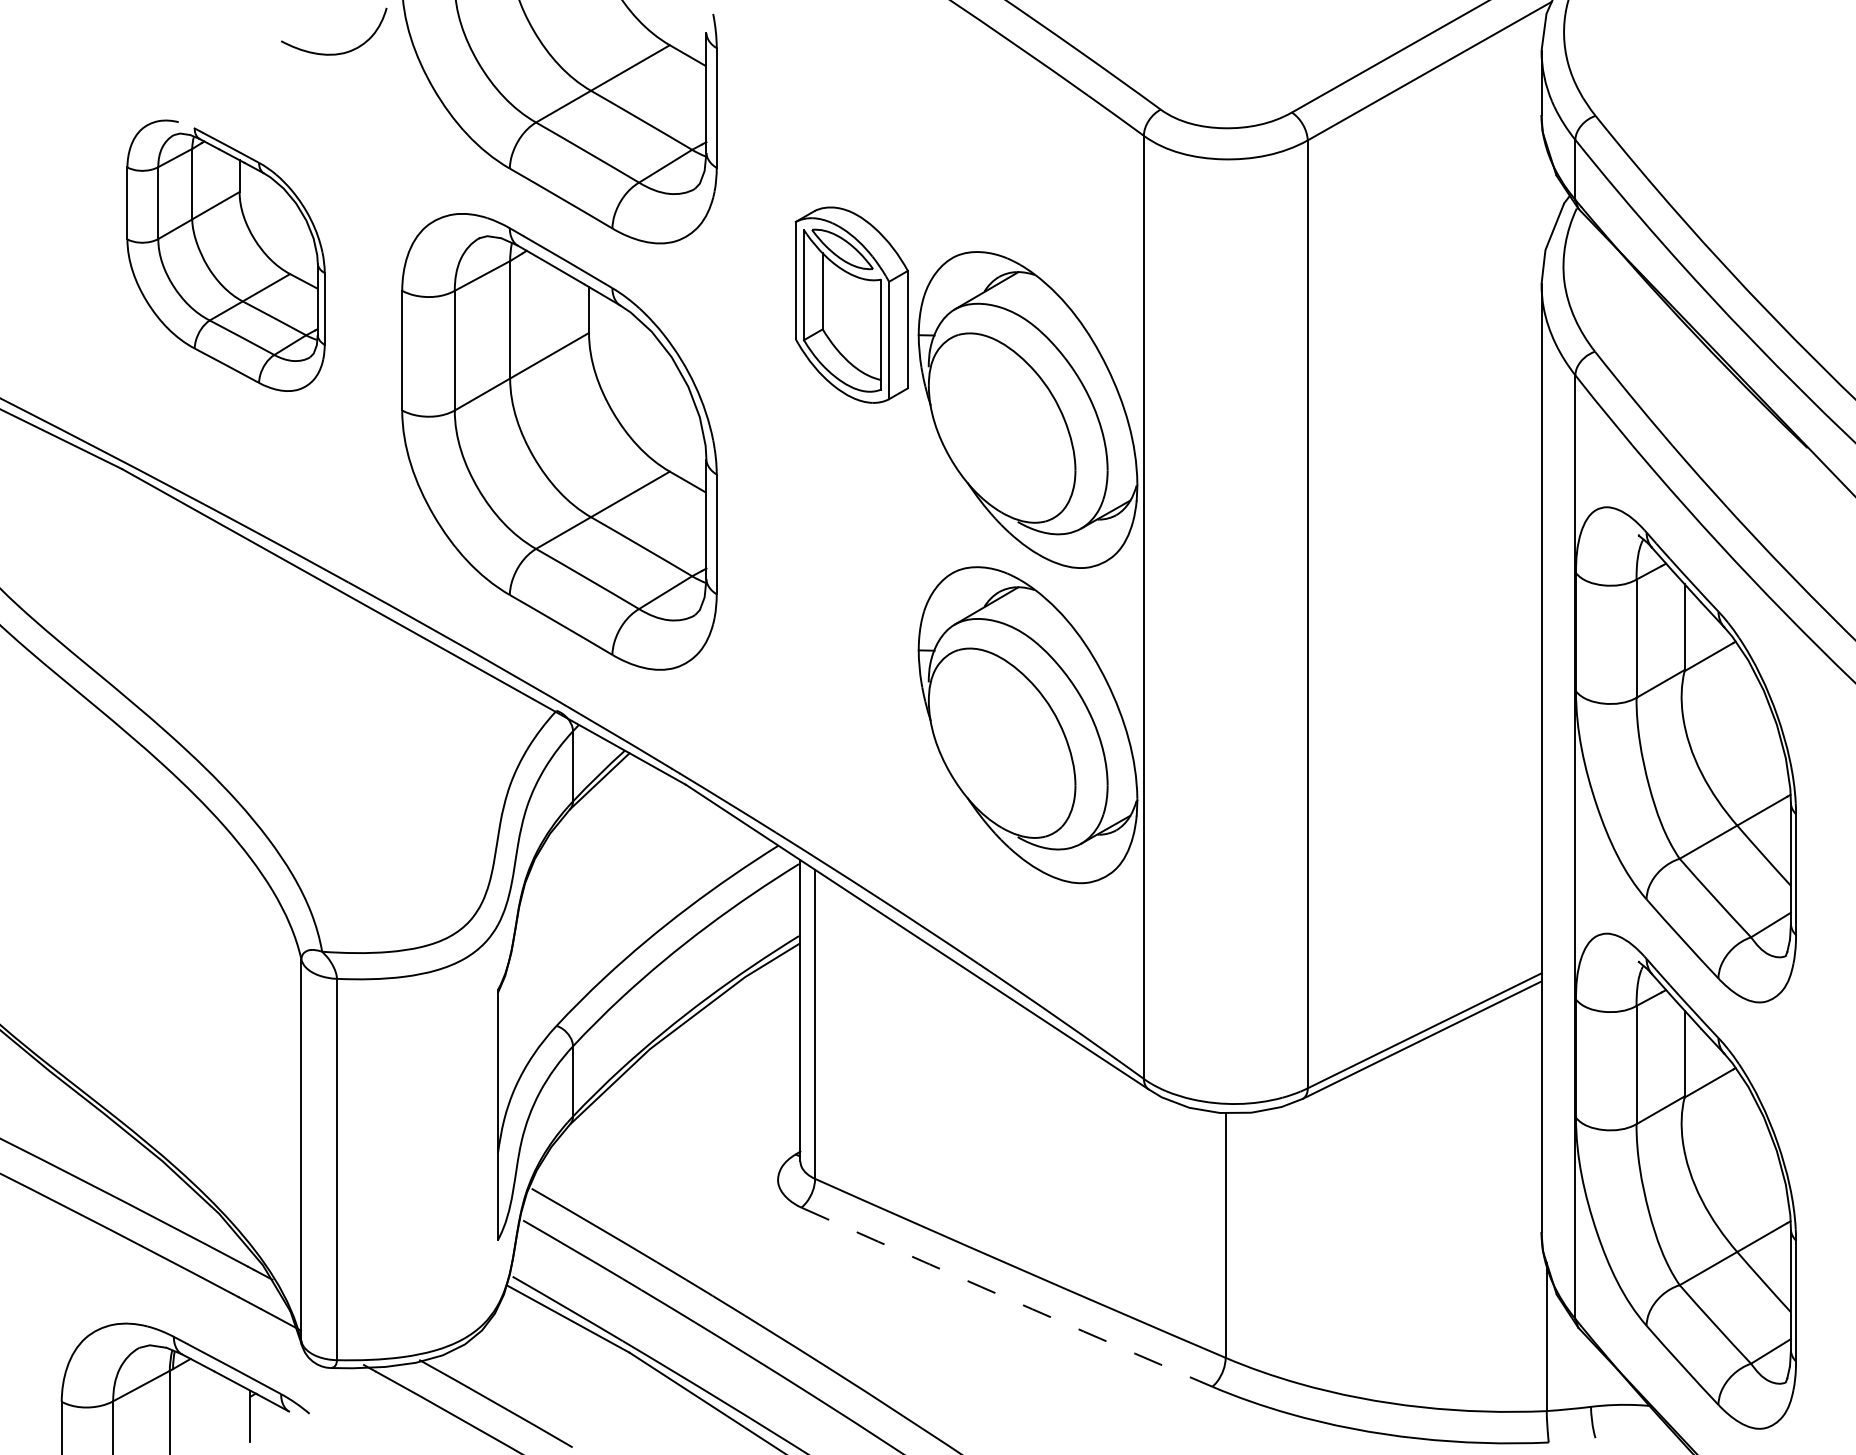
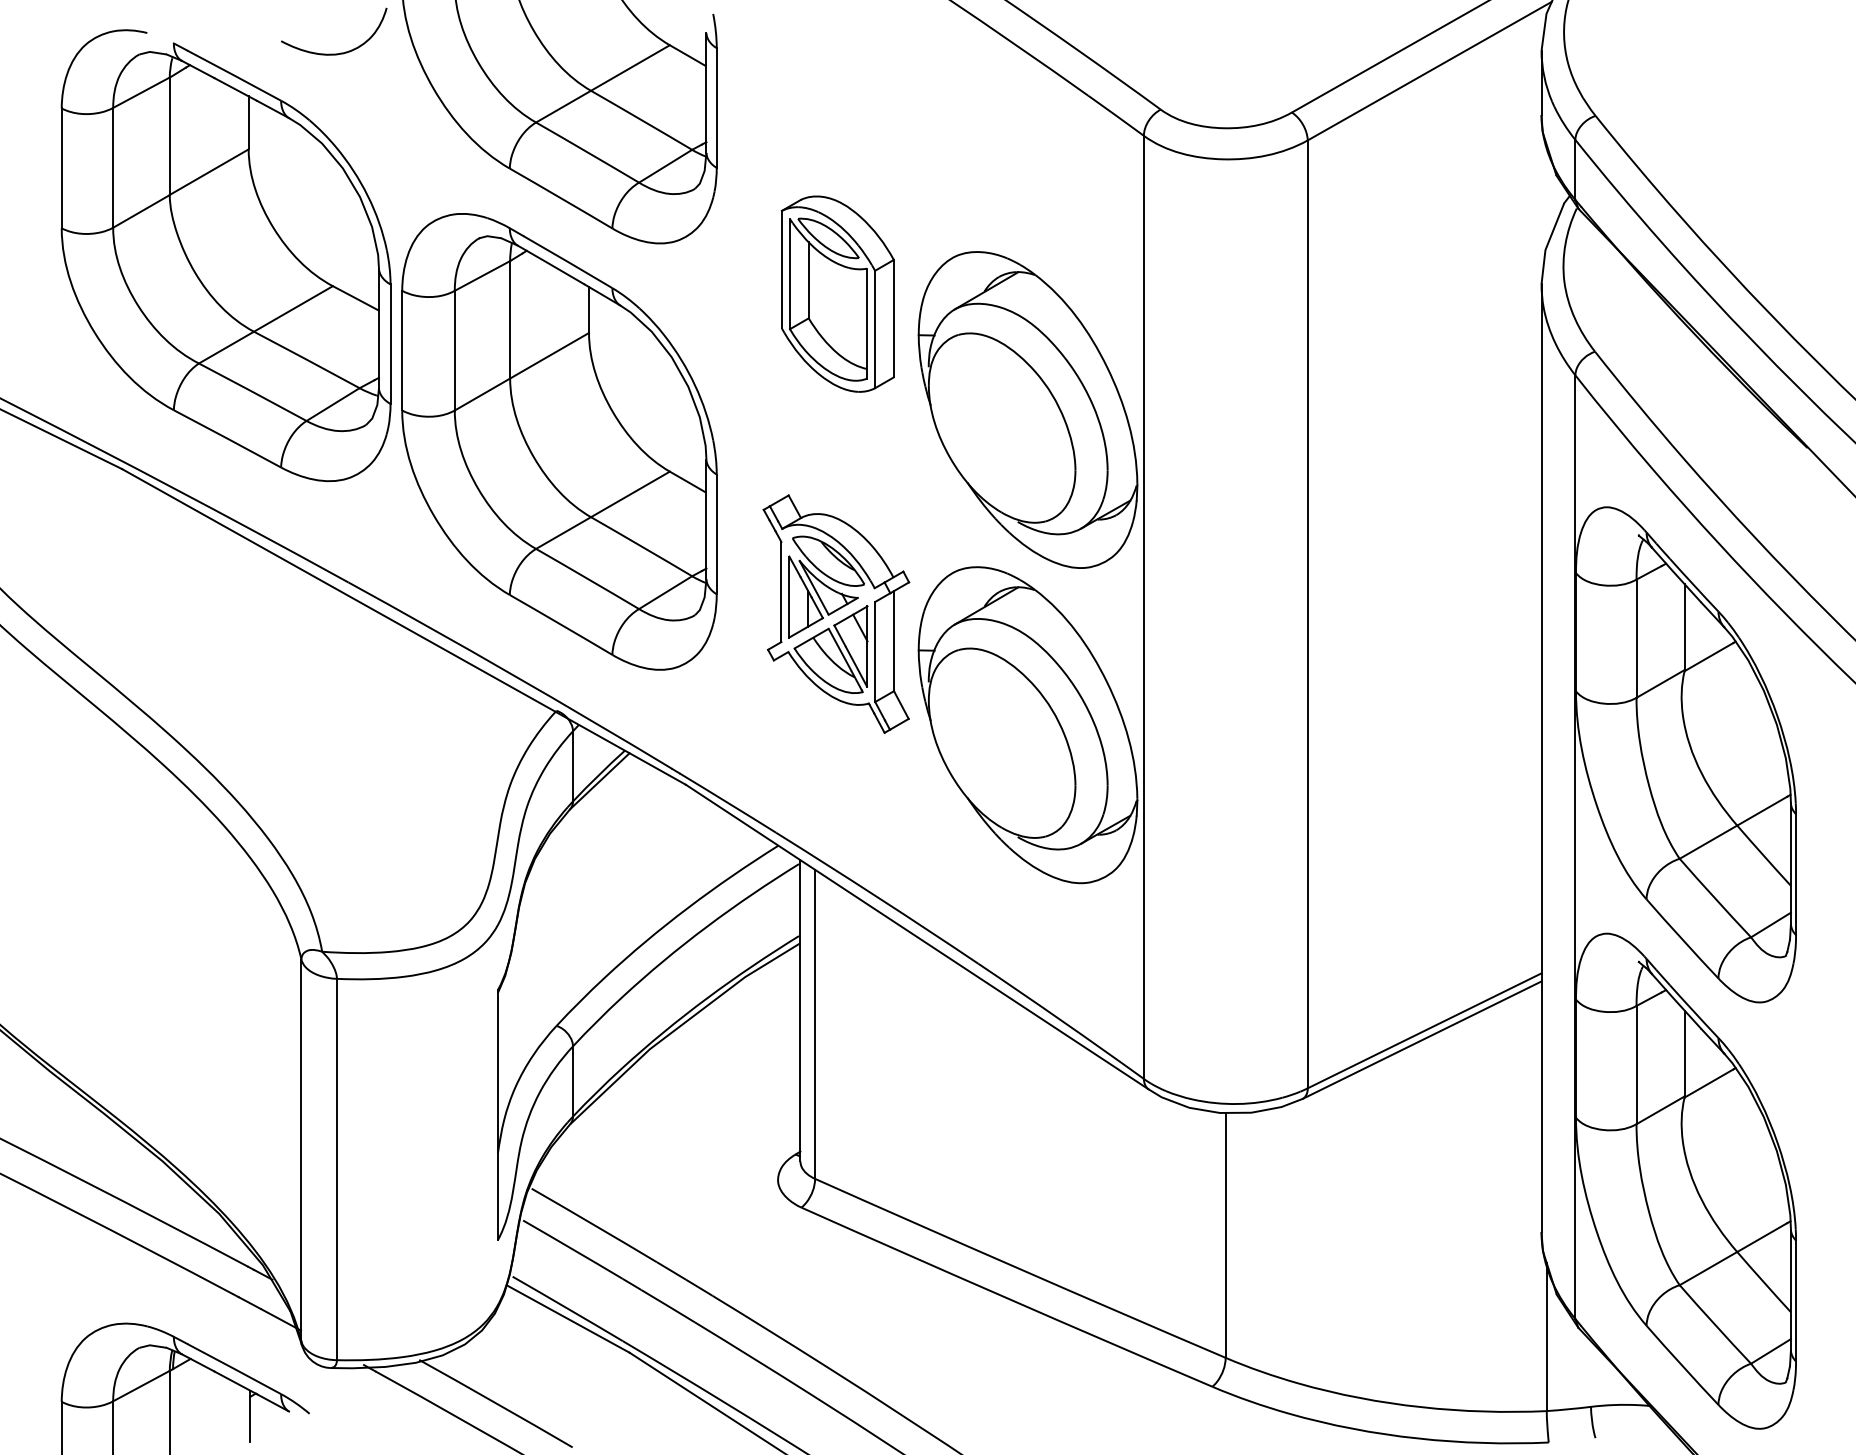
part size: 200x273 px -> 332x454 px (225, 255)
part position: (851, 304) -> (837, 293) (837, 293)
part: none -> present (836, 613)
arc: dashed -> solid (1006, 1298)
